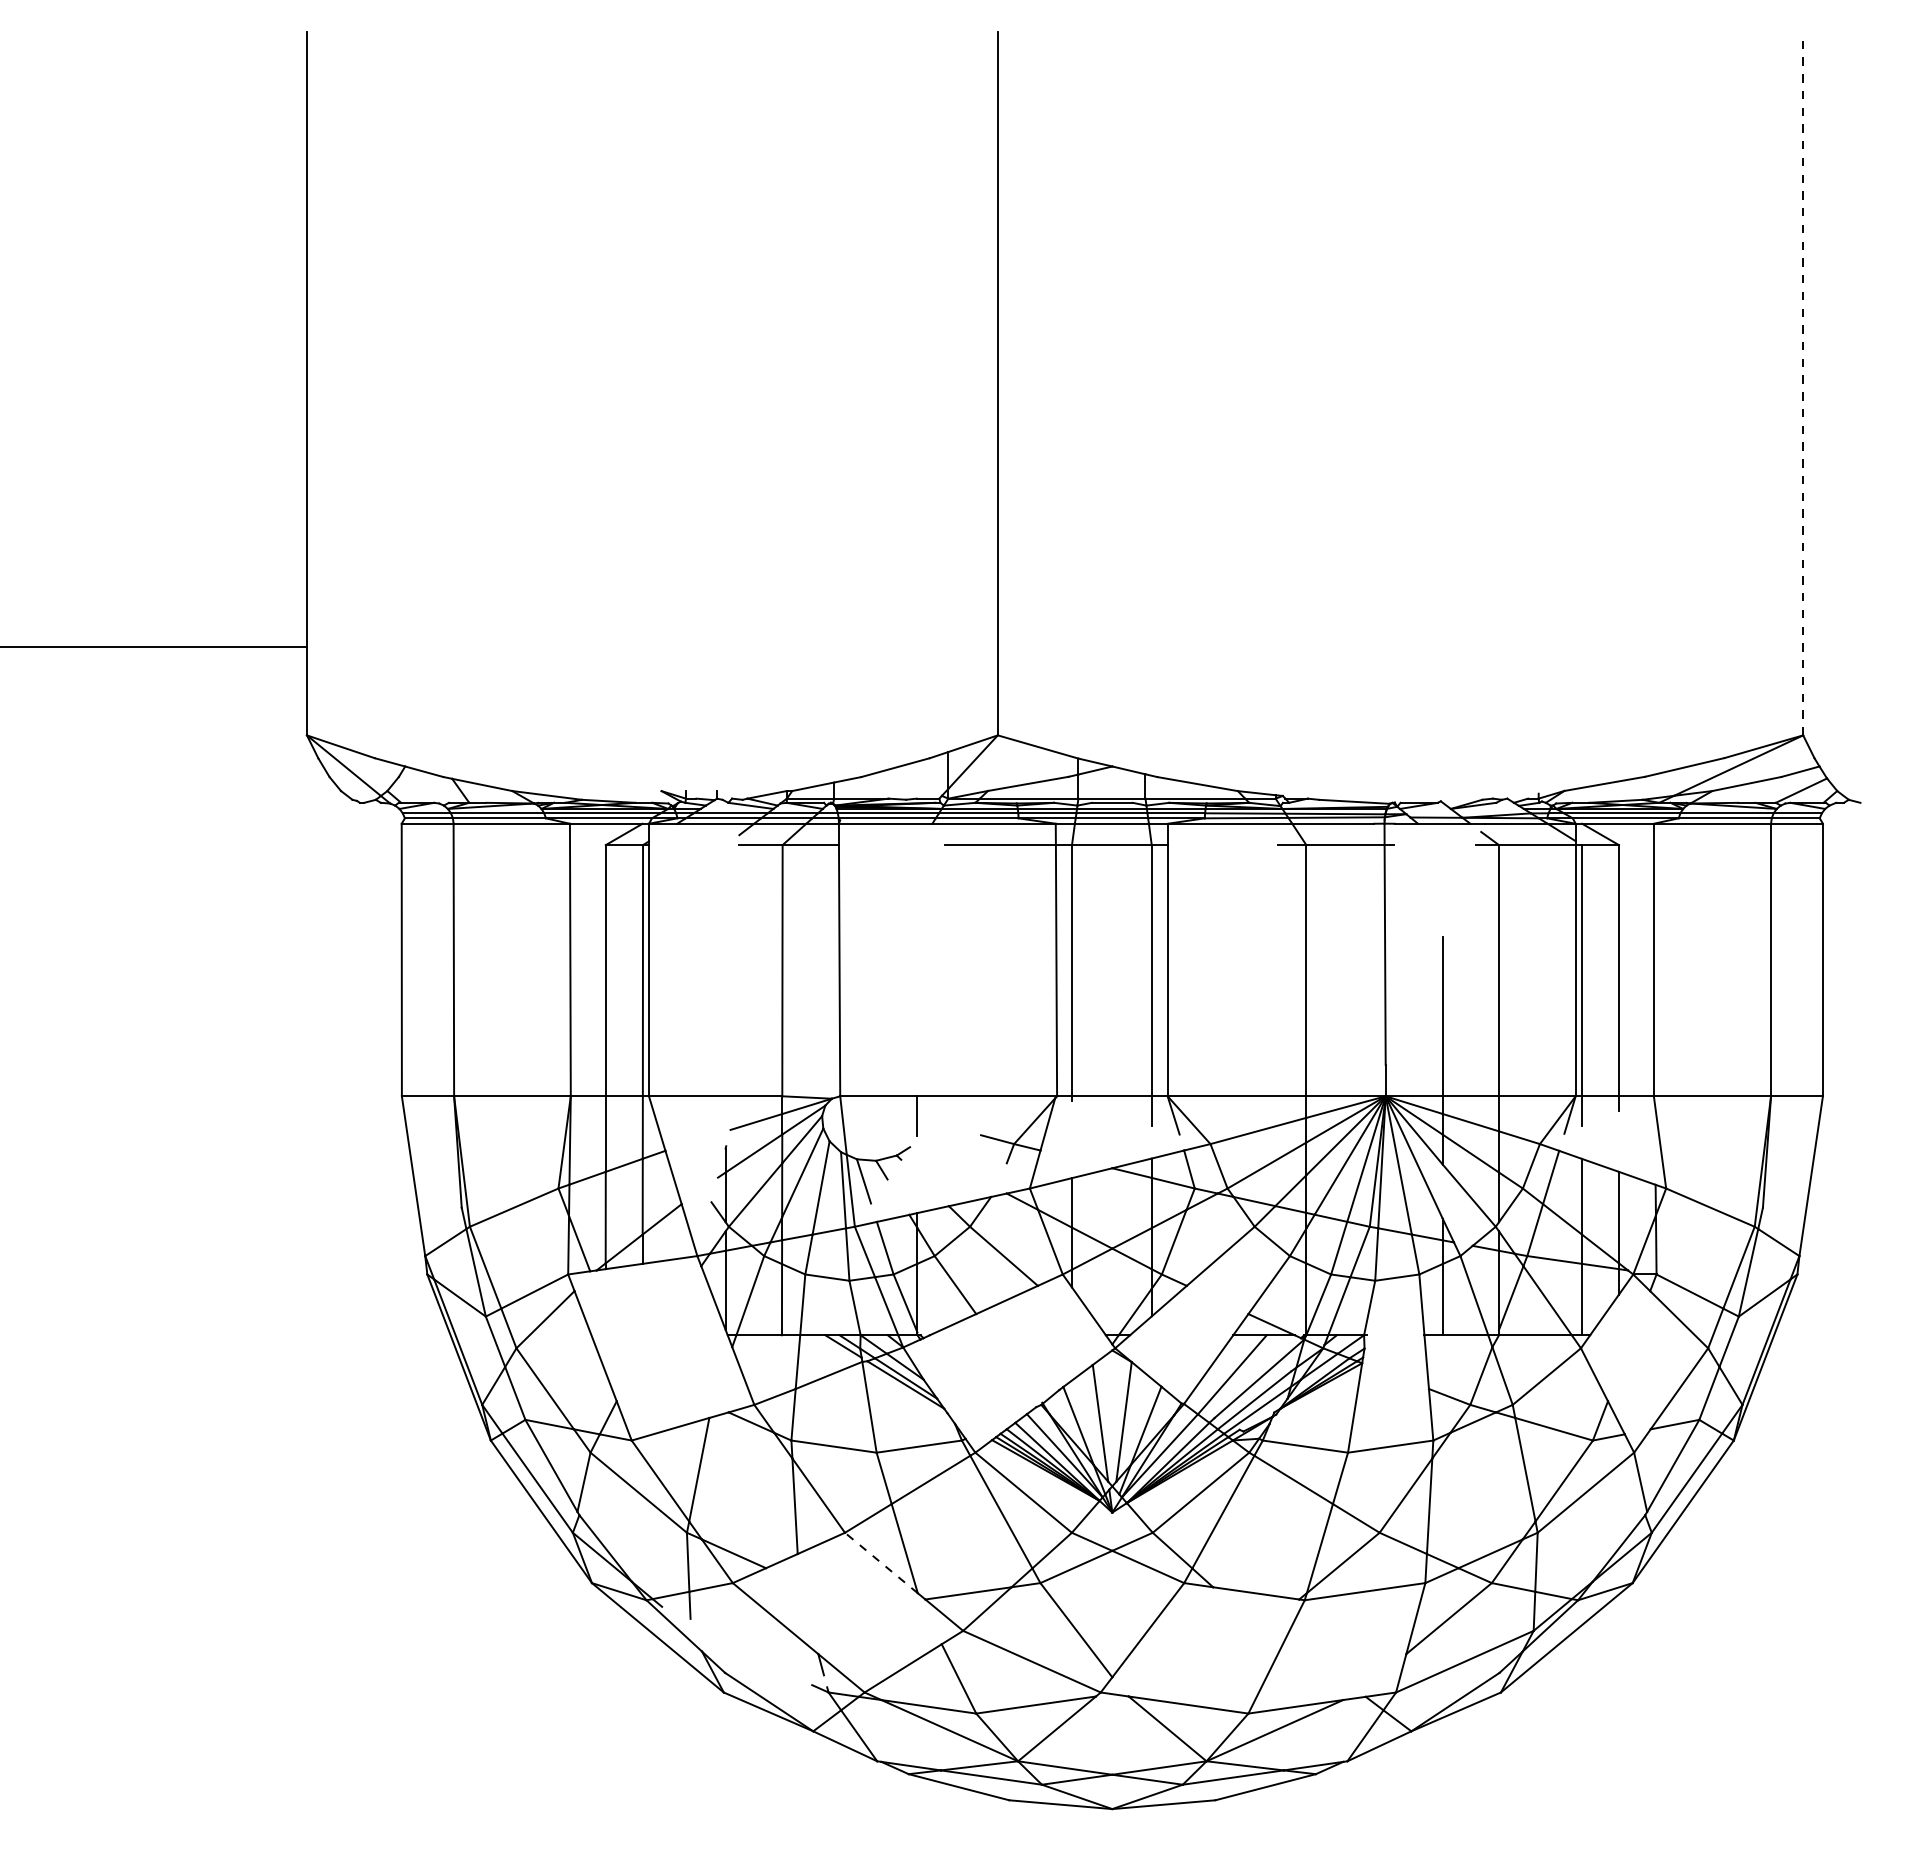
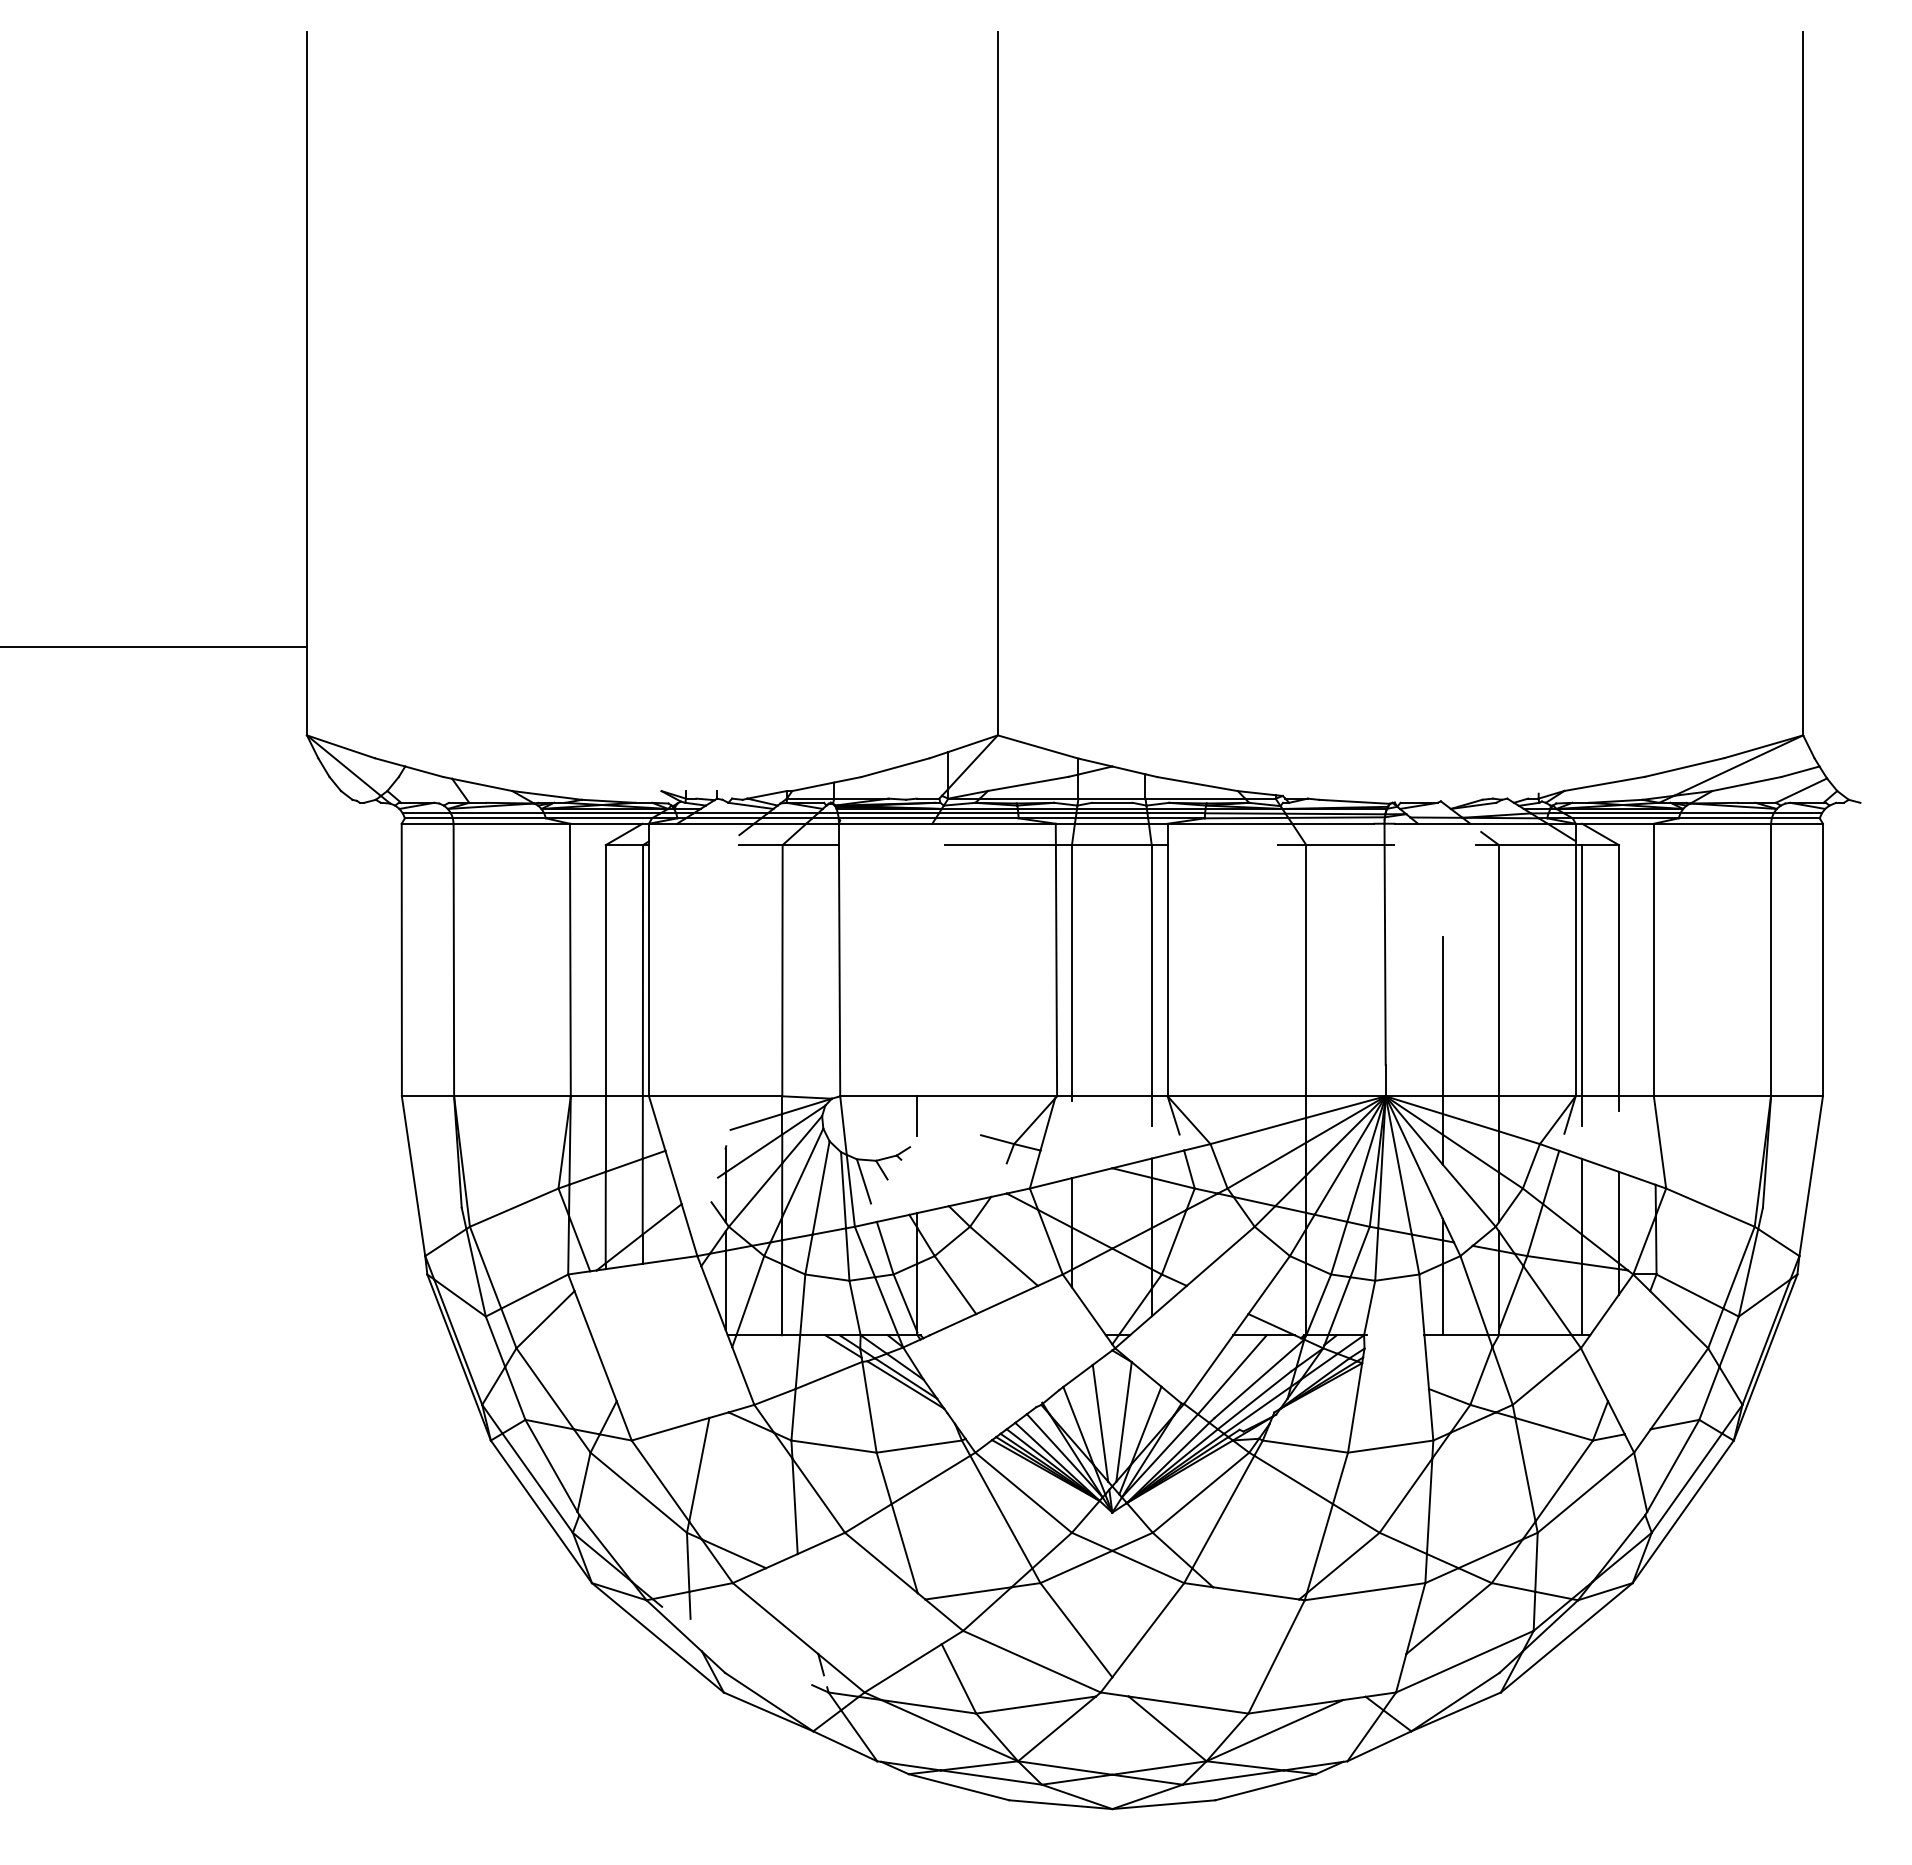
line: dashed -> solid (1803, 383)
line: dashed -> solid (881, 1562)
